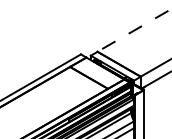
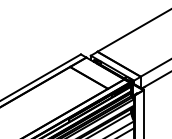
line: dashed -> solid (134, 30)
